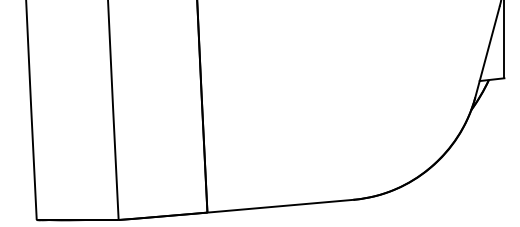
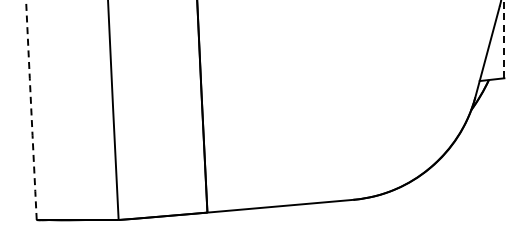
line: solid -> dashed (504, 39)
arc: solid -> dashed (31, 108)
